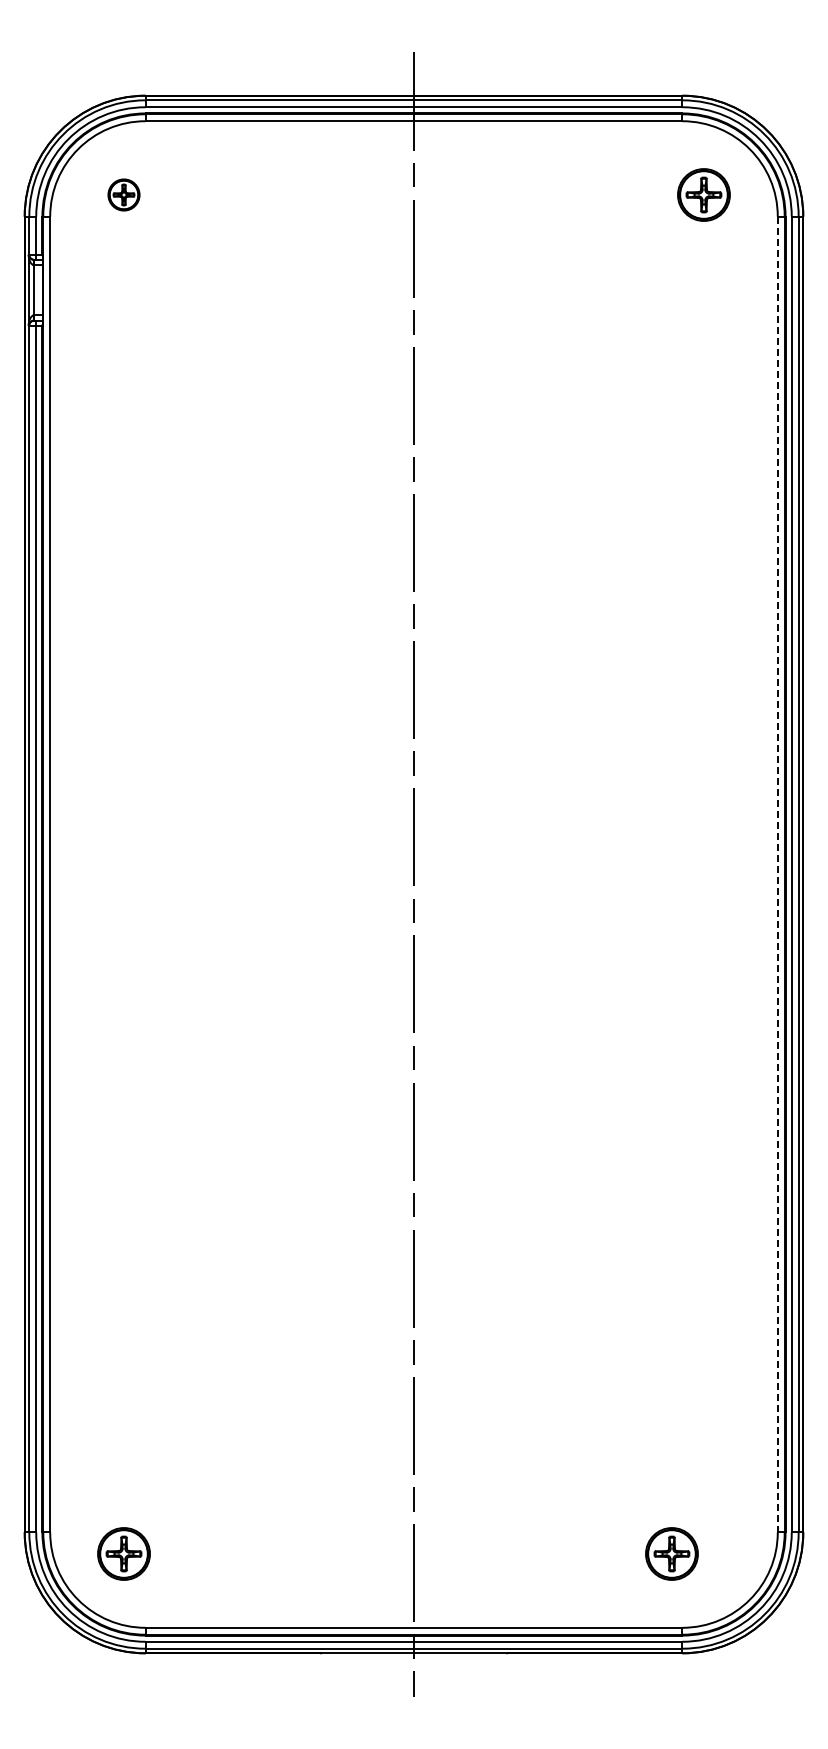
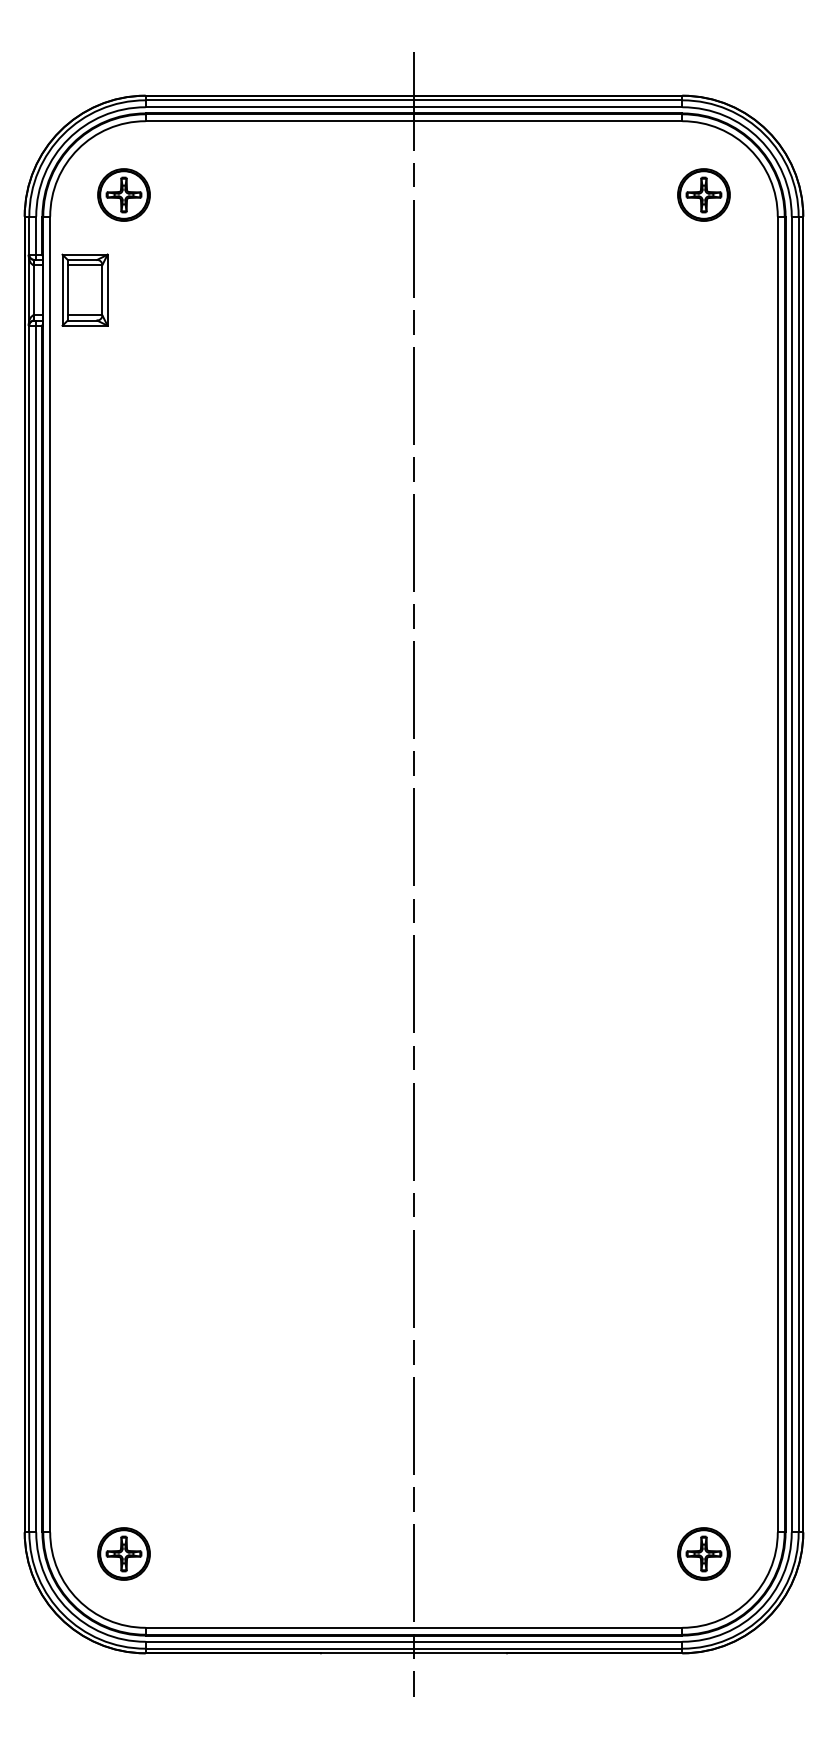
part size: 34x34 px -> 54x54 px (123, 194)
part: none -> present (84, 289)
line: dashed -> solid (777, 874)
part position: (671, 1553) -> (703, 1553) (703, 1553)
